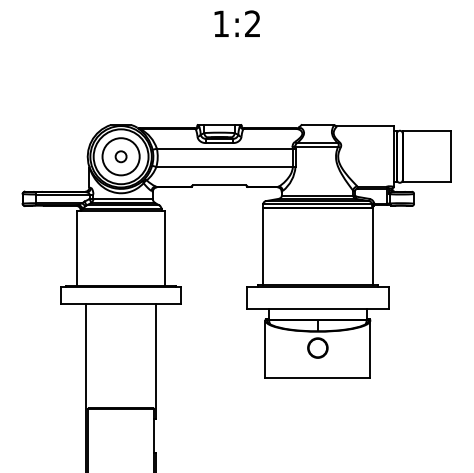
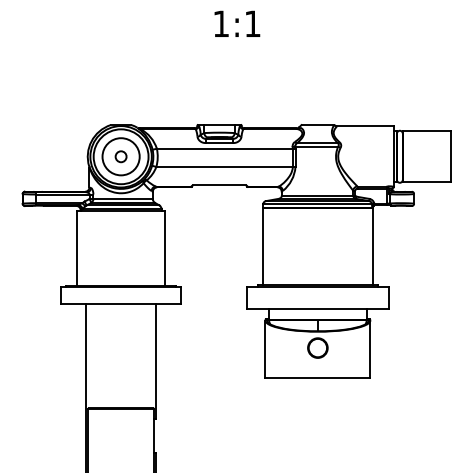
text: 1:2 -> 1:1 (252, 23)
